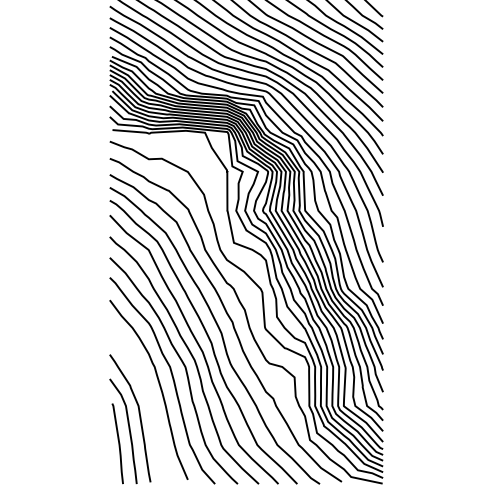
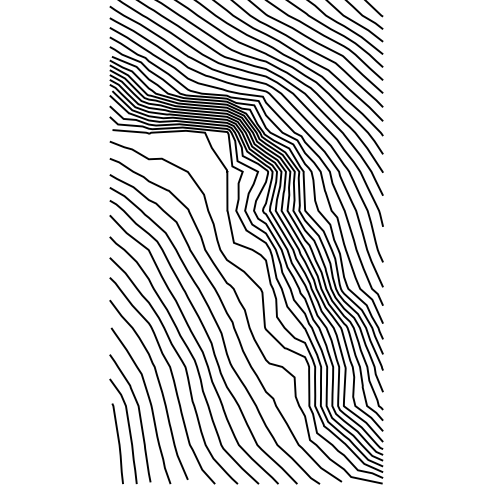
curve: none -> present (149, 403)
